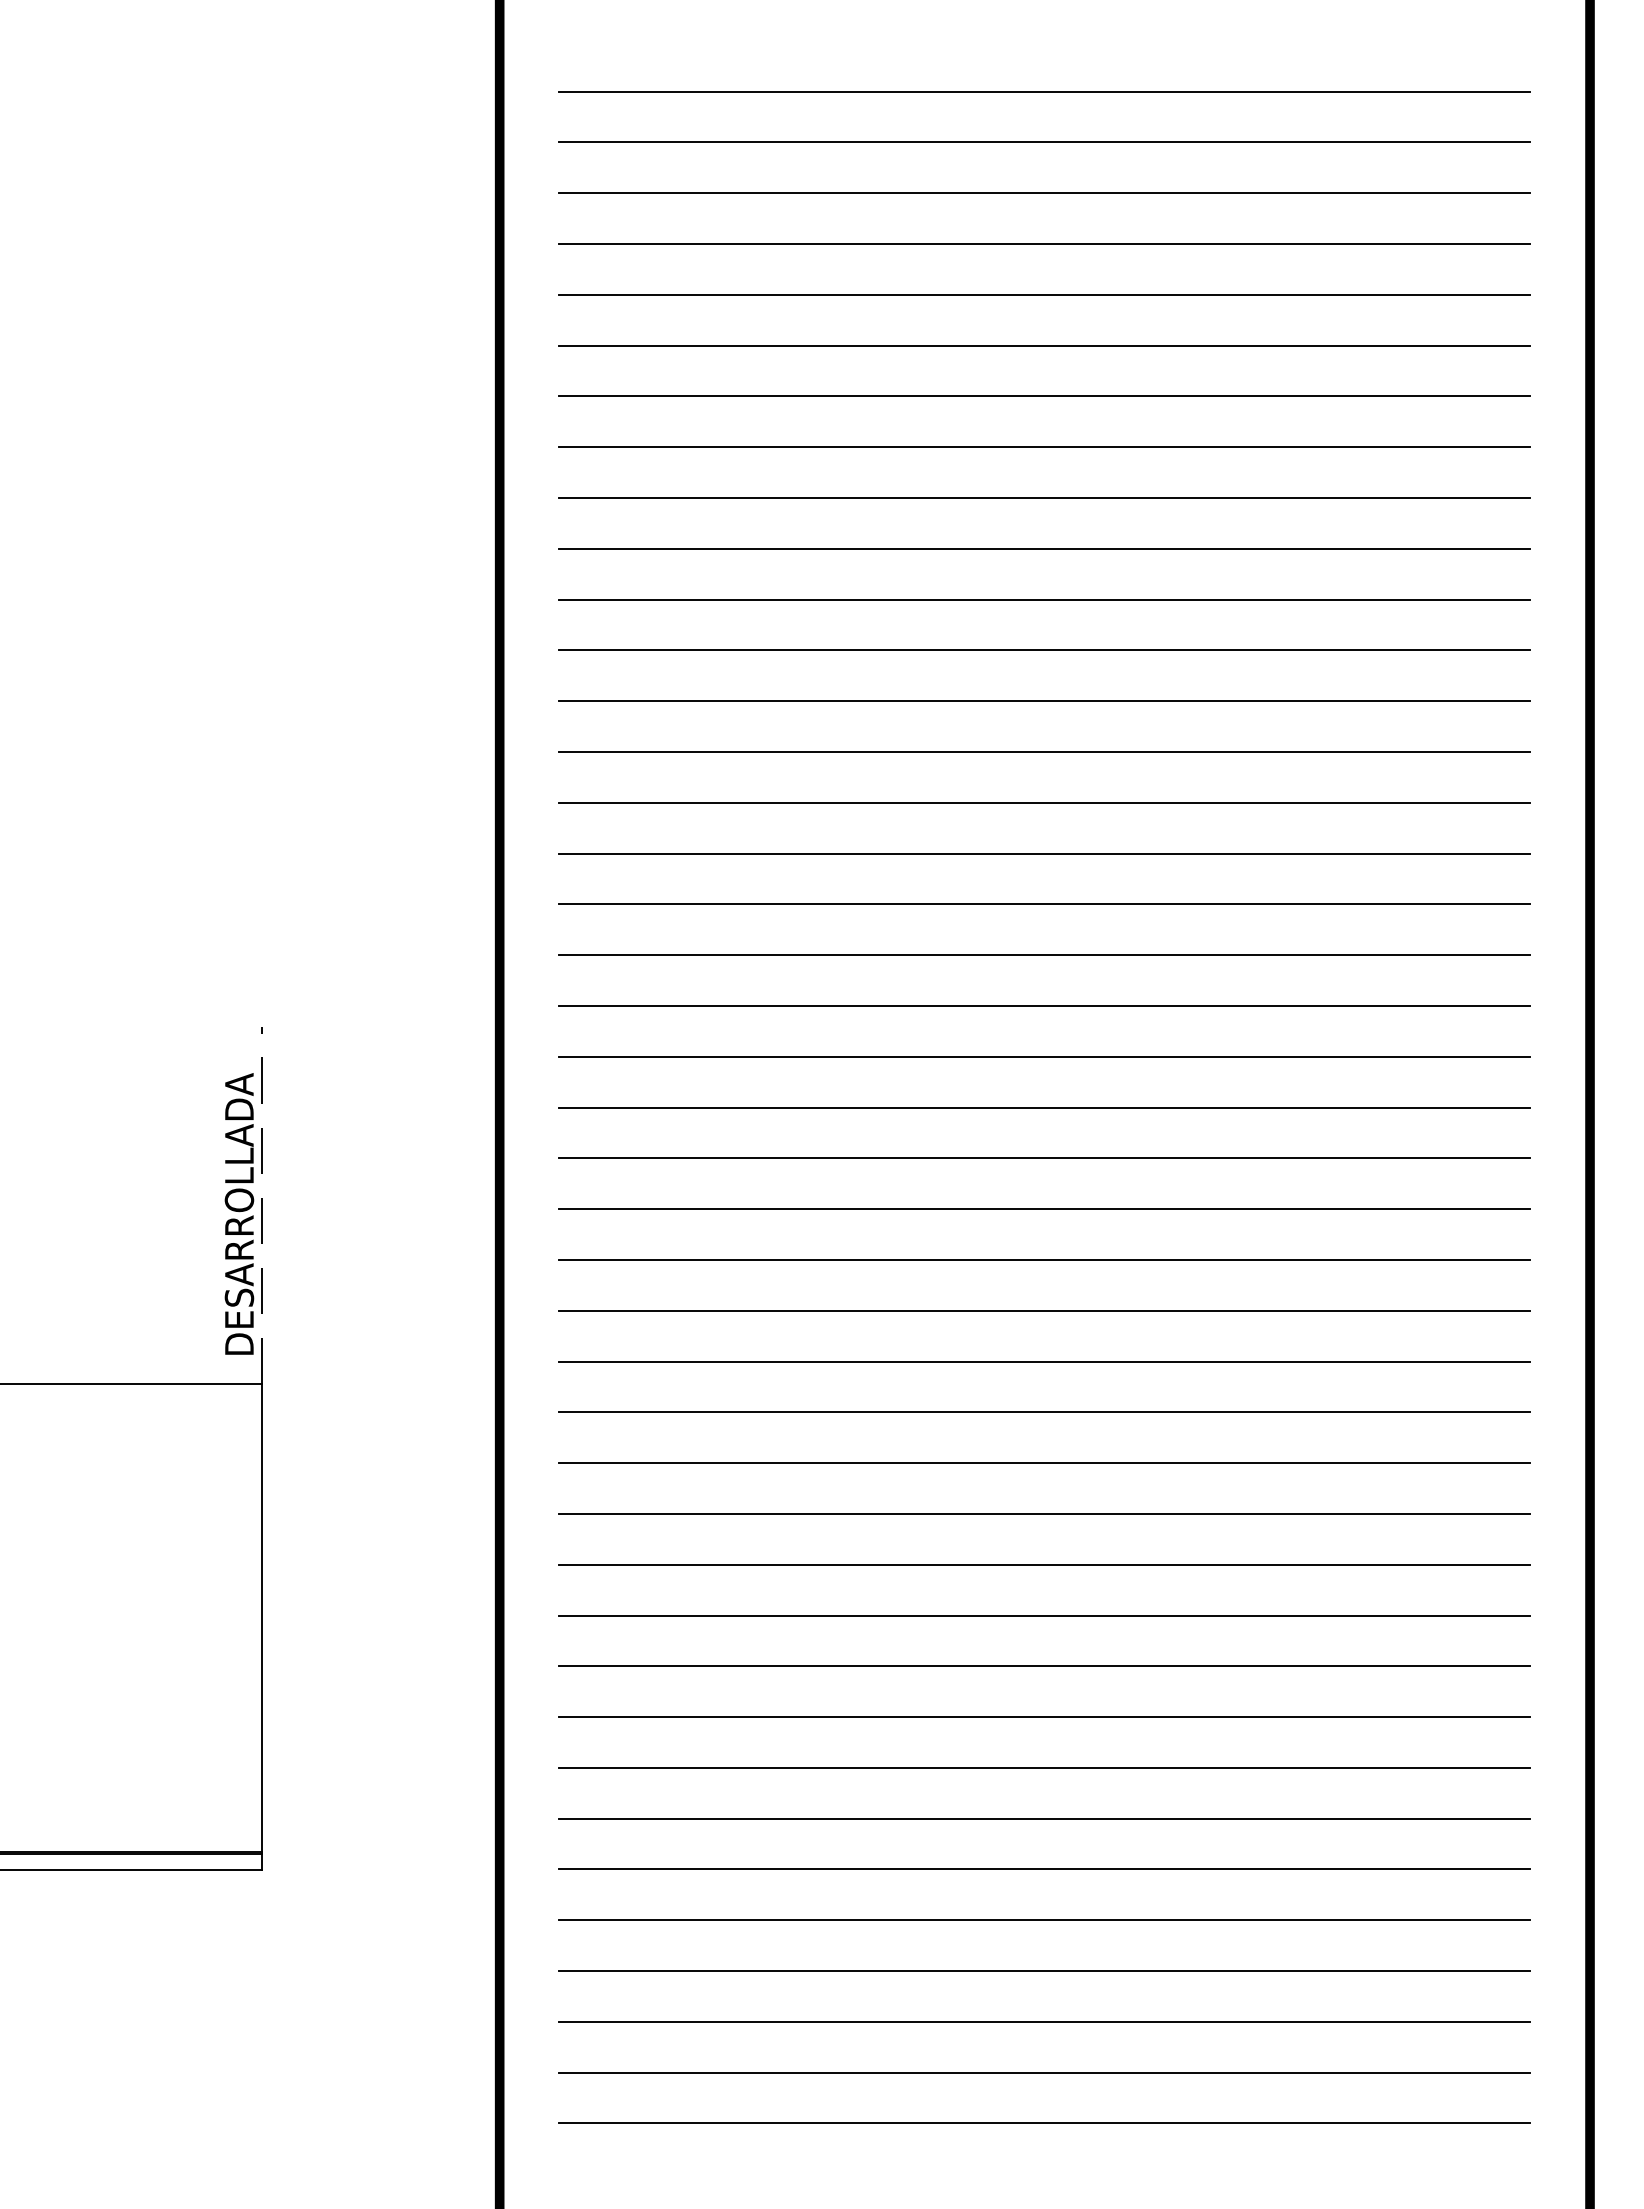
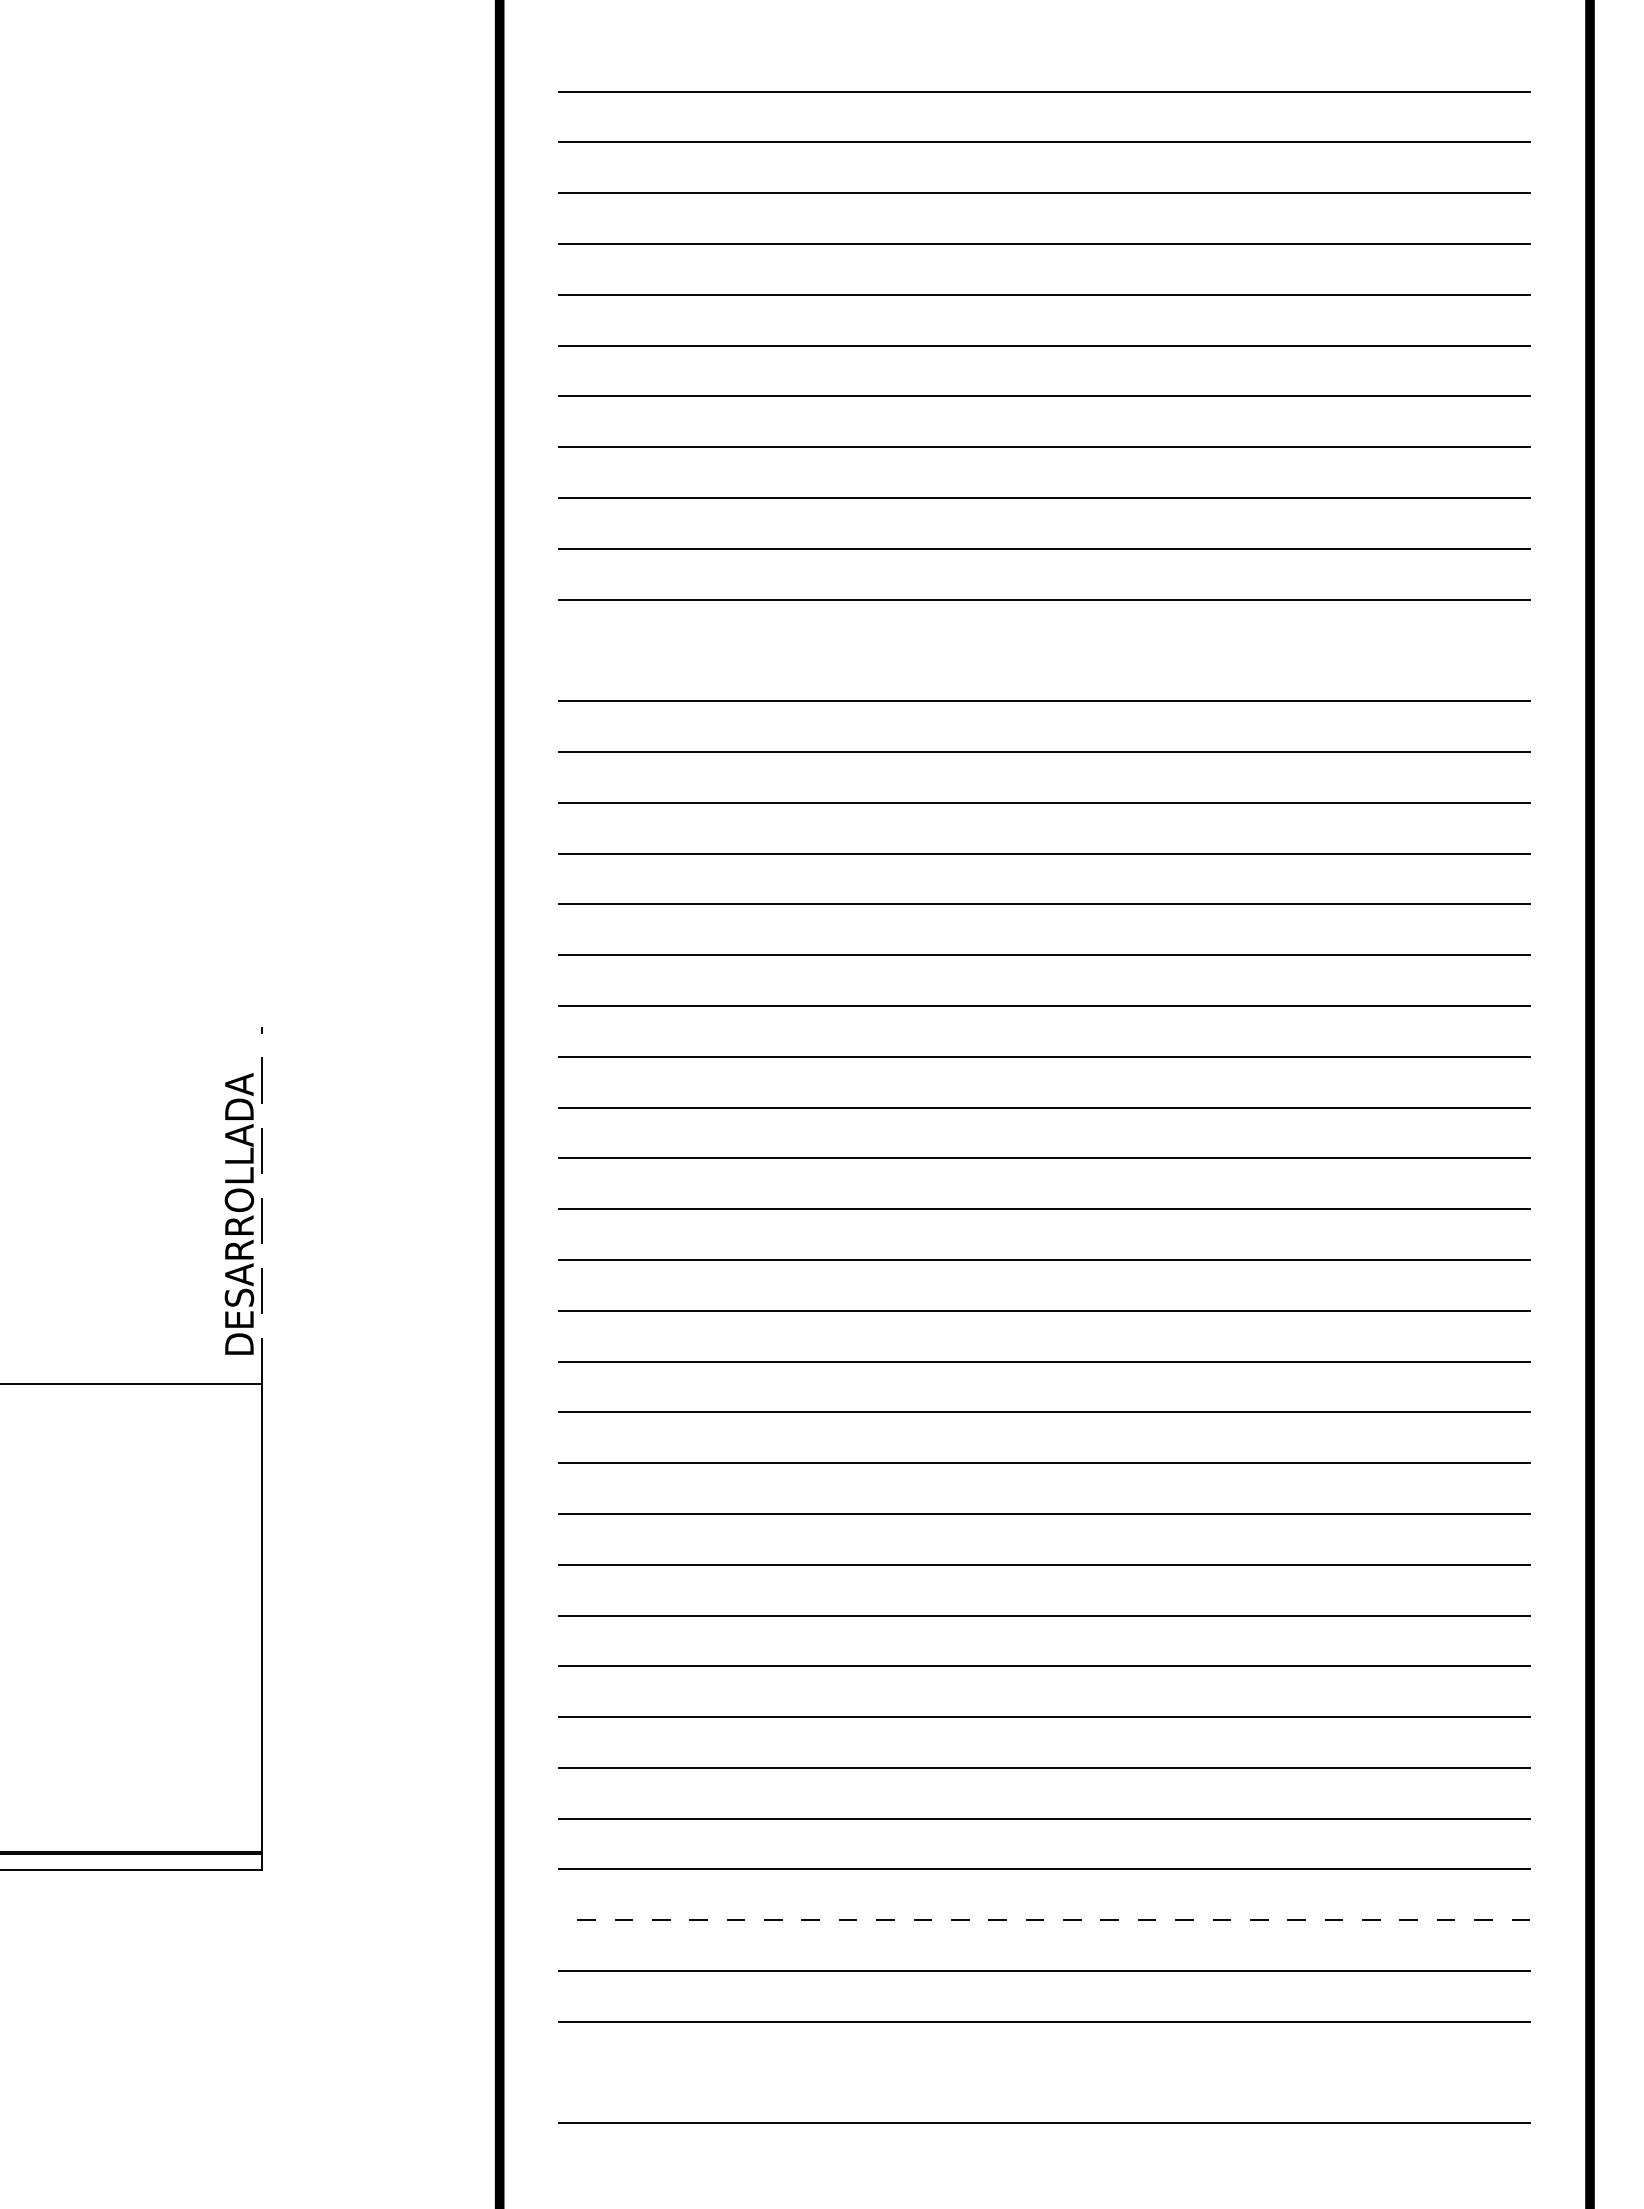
line: present -> none (1044, 650)
line: solid -> dashed (1044, 1920)
line: present -> none (1044, 2072)
